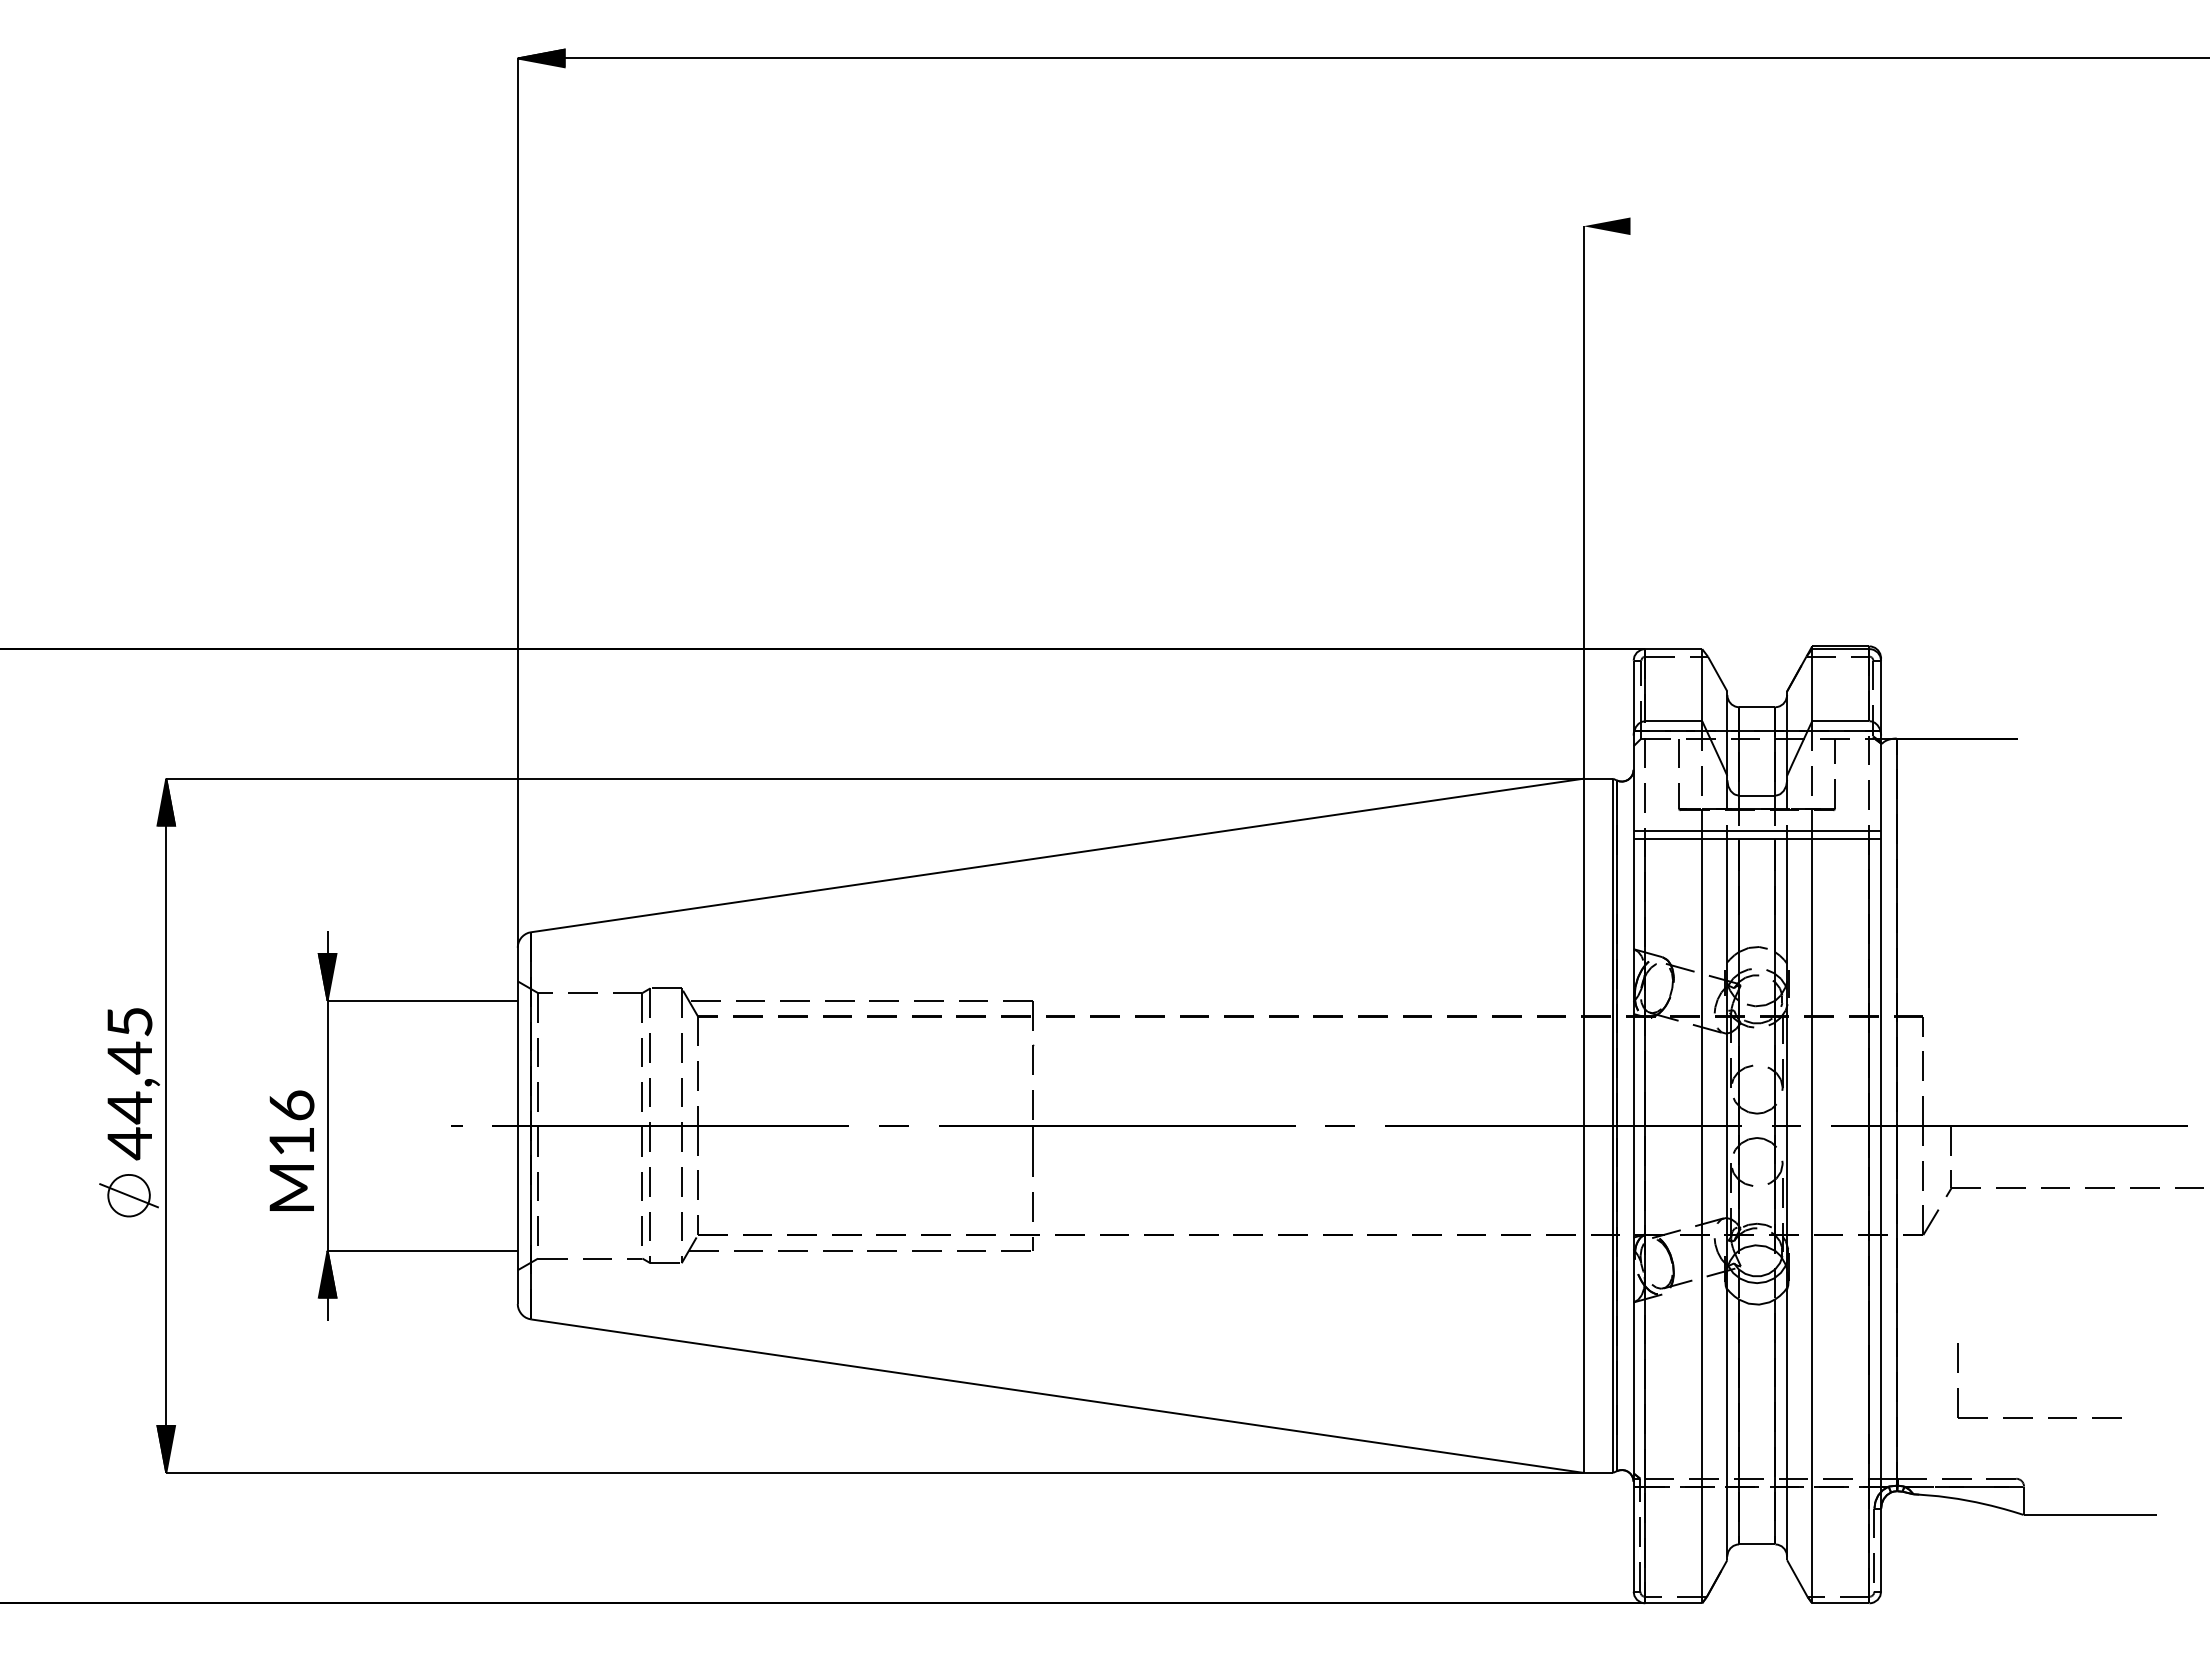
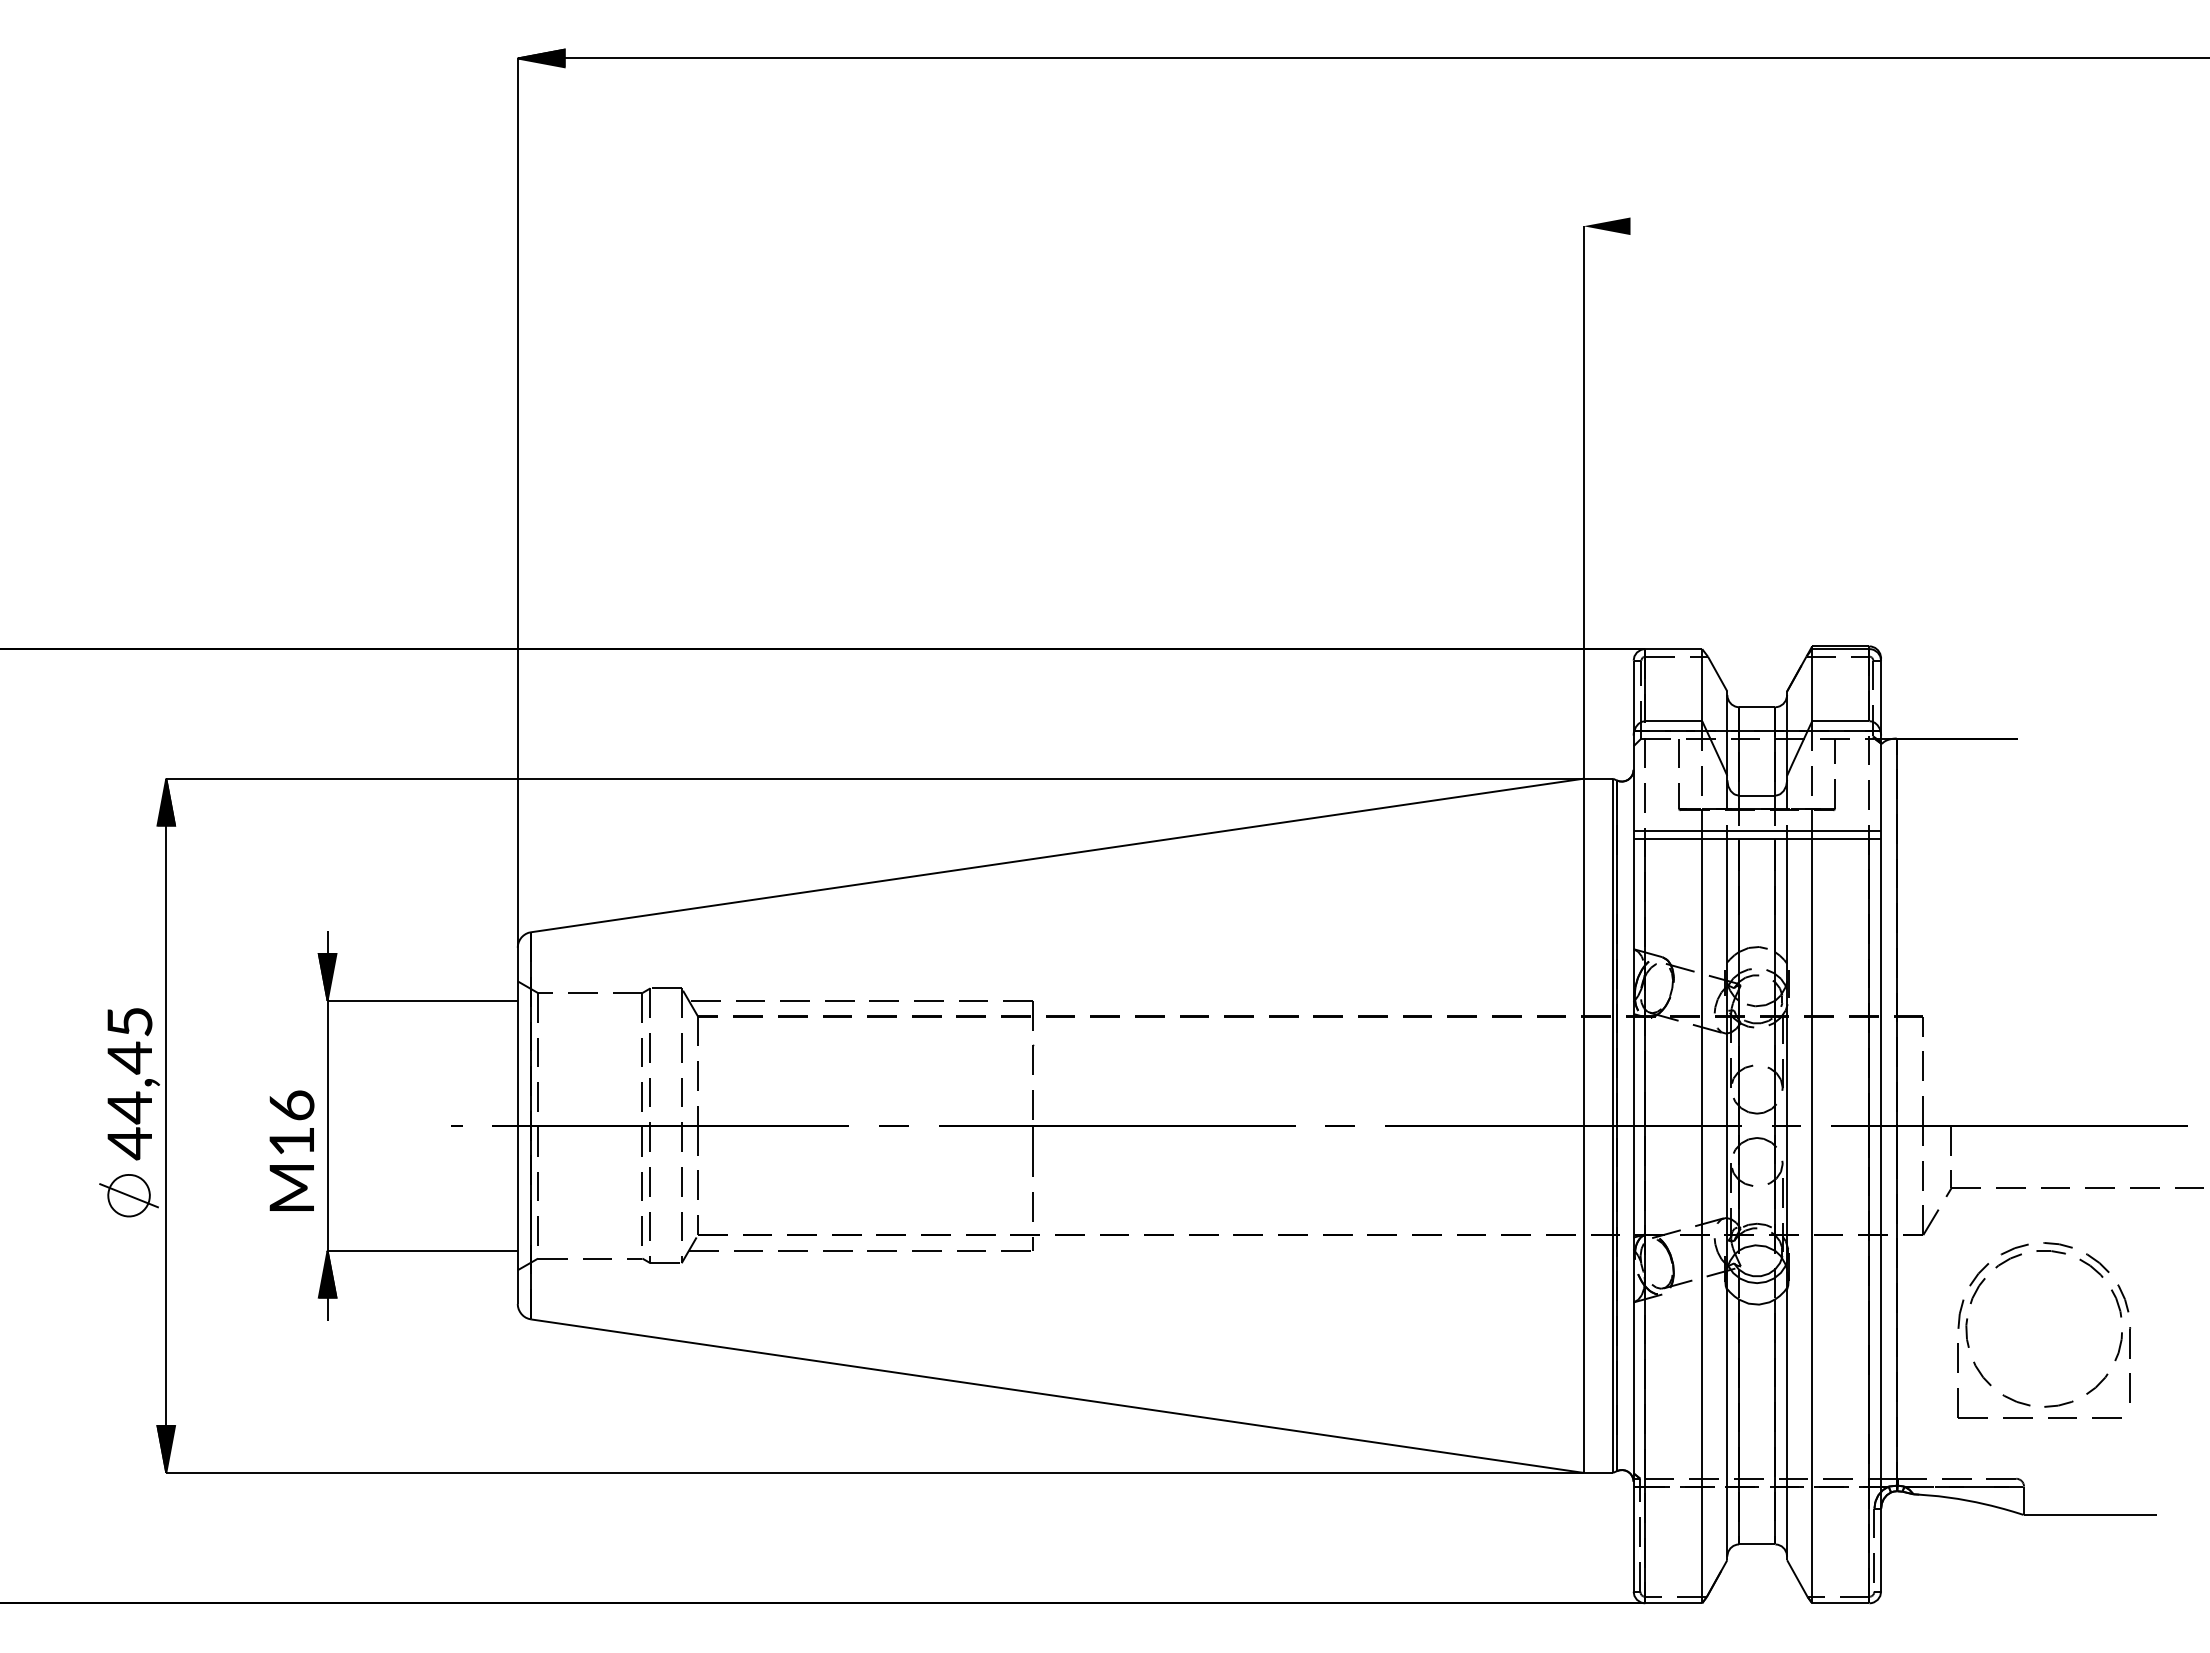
part: none -> present (2057, 1253)
